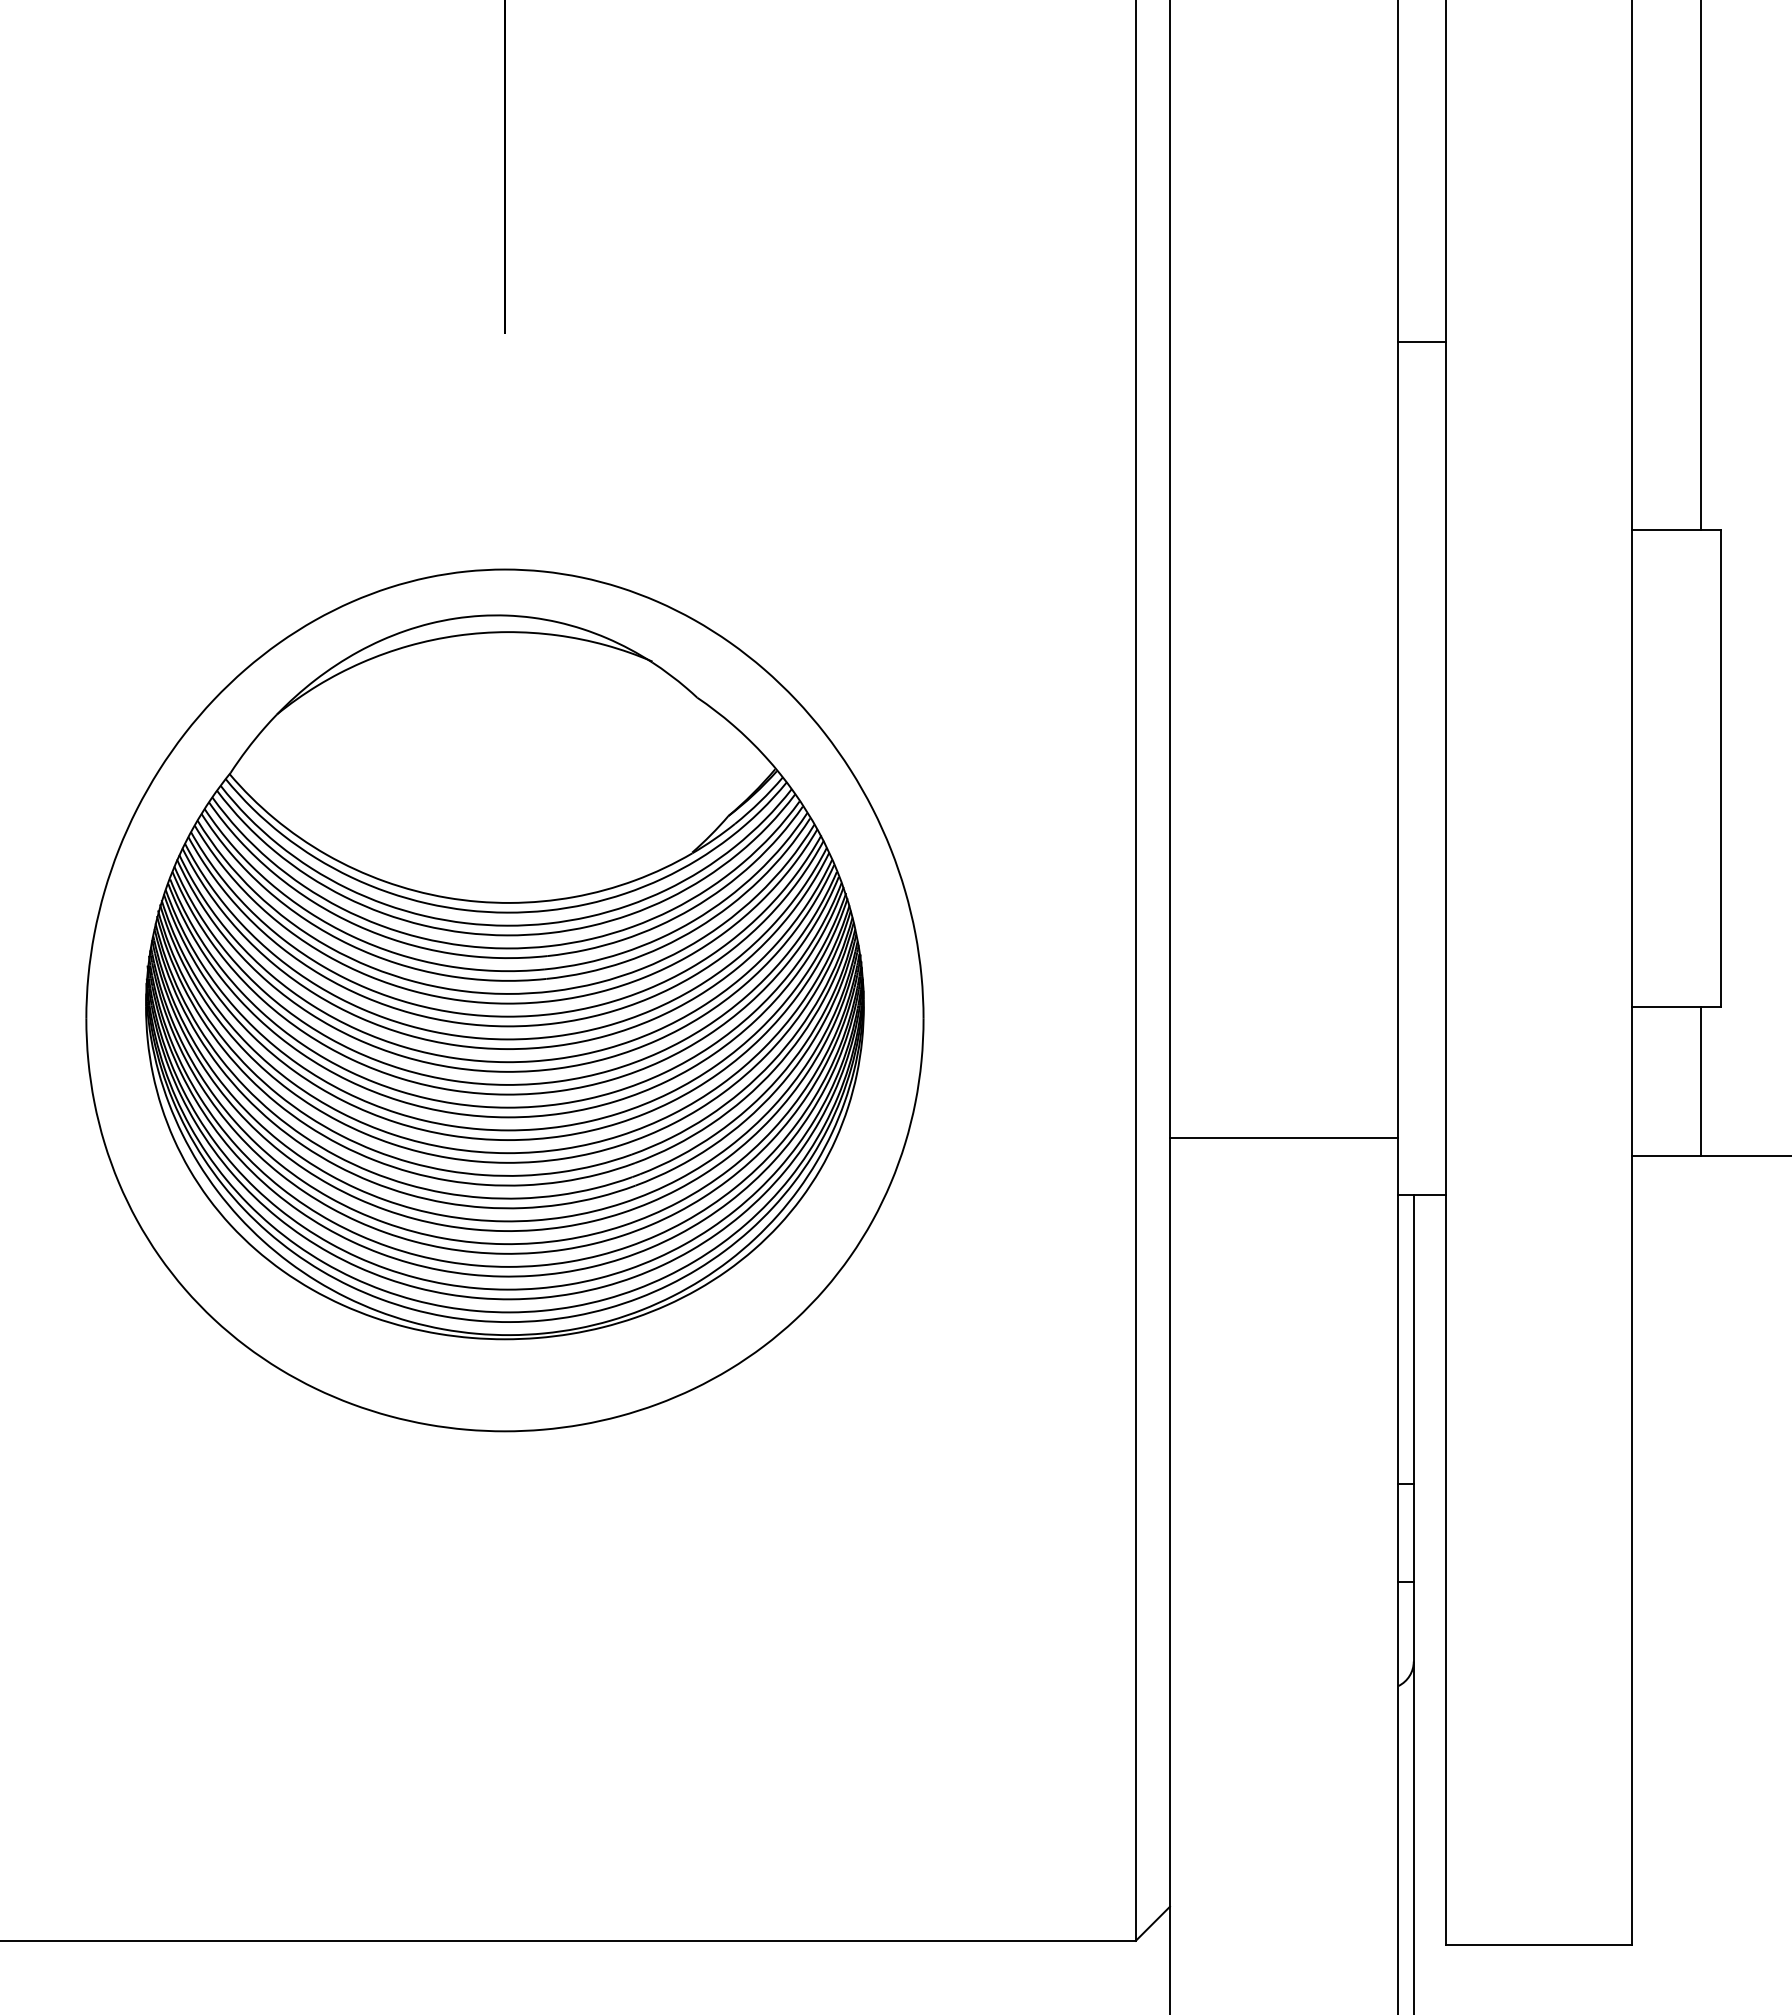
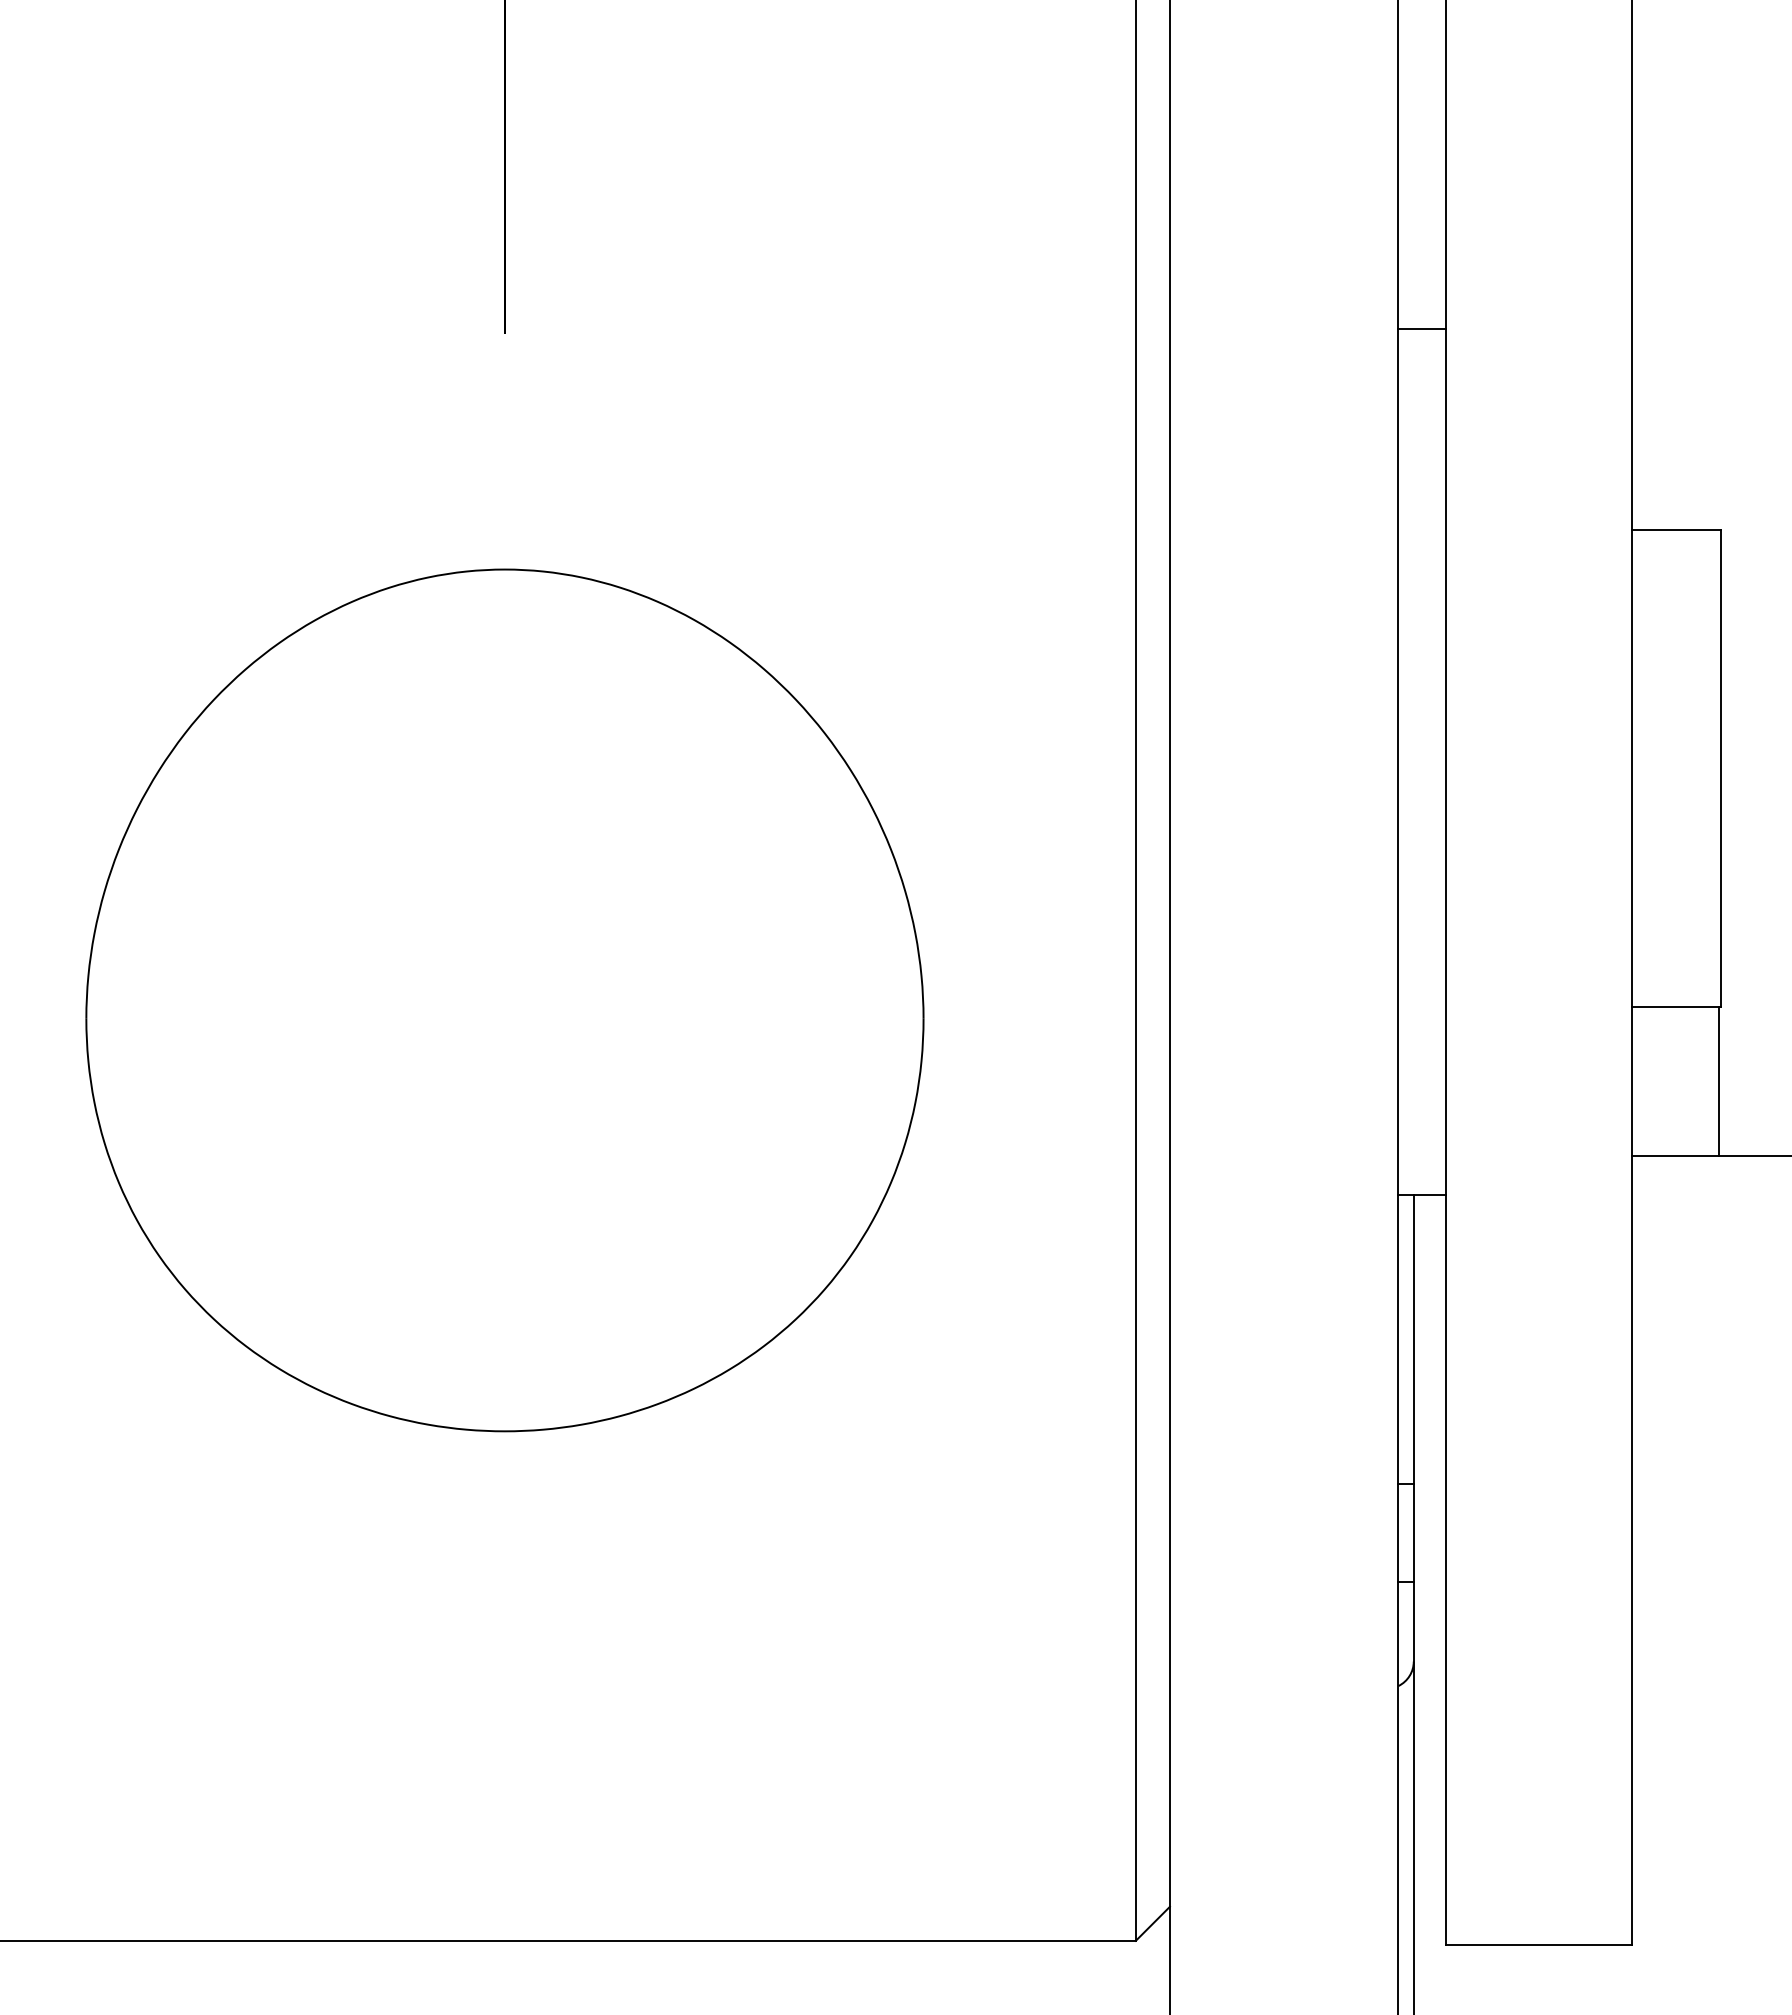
line: present -> none (1701, 265)
line position: (1422, 342) -> (1422, 329) (1422, 329)
part: present -> none (504, 977)
line position: (1701, 1081) -> (1719, 1081) (1719, 1081)
line: present -> none (1283, 1137)
